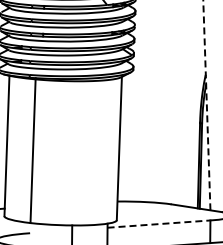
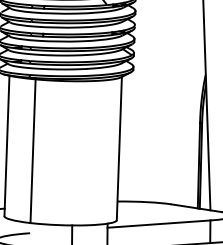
line: dashed -> solid (206, 105)
line: dashed -> solid (158, 224)
